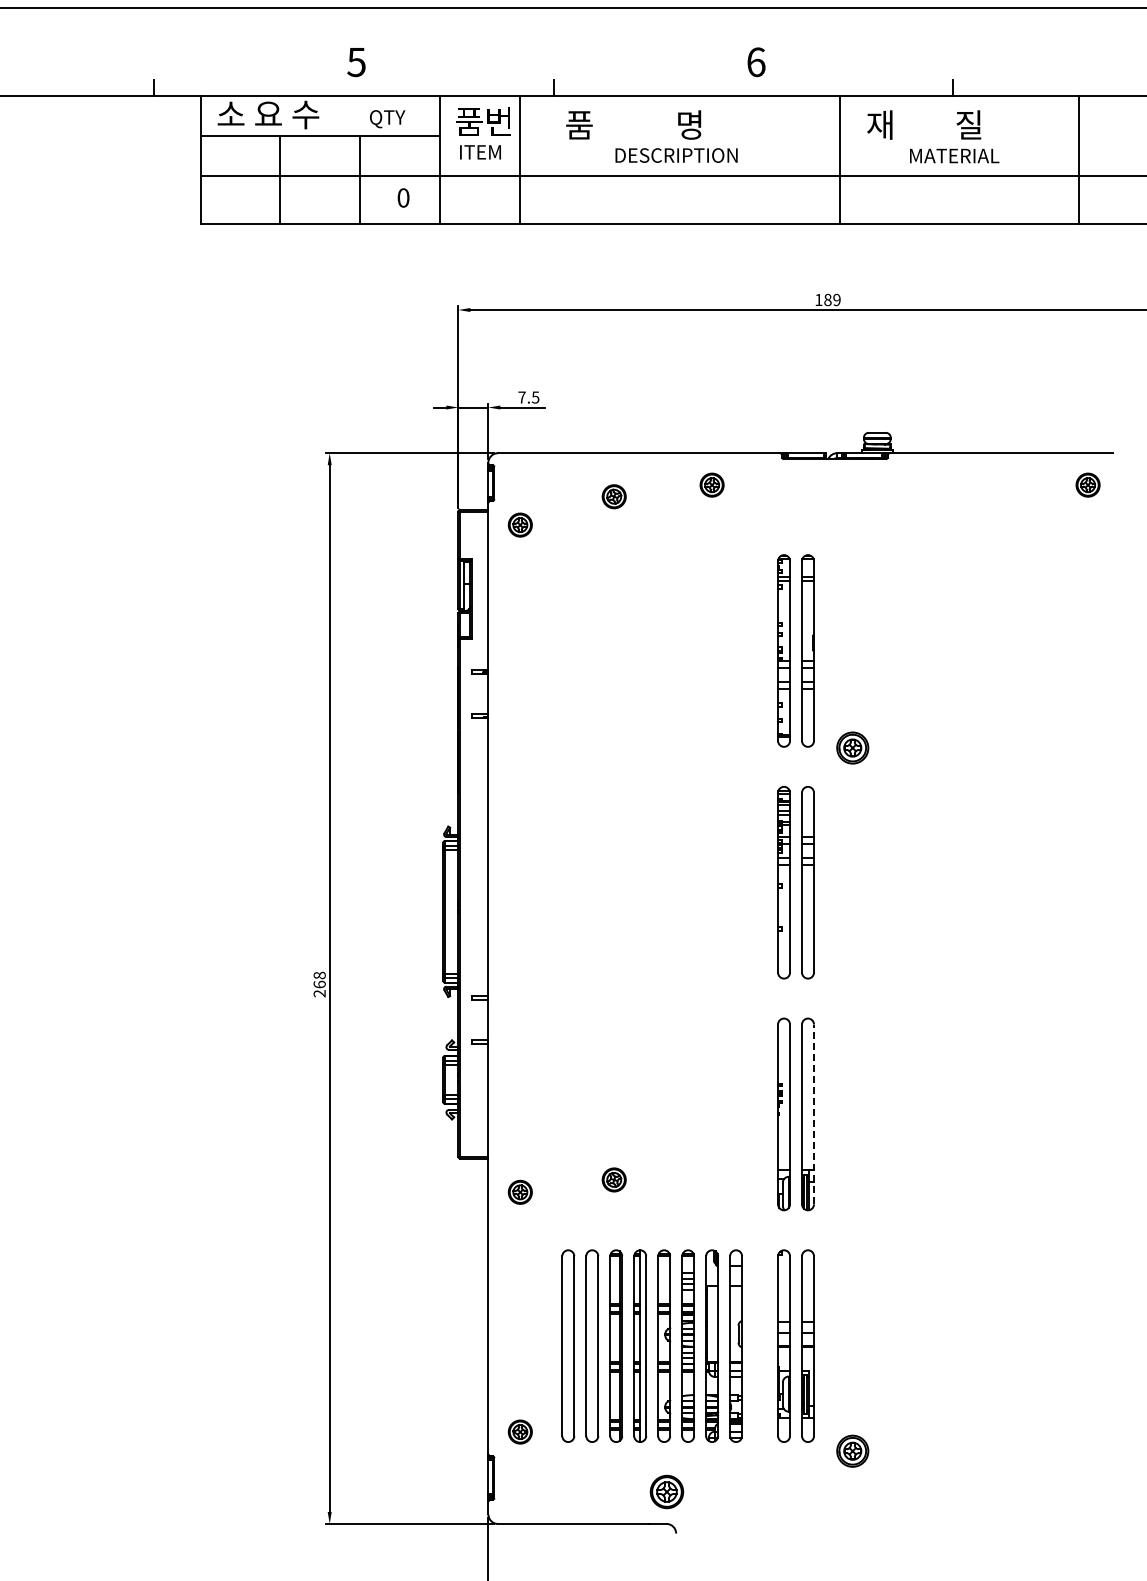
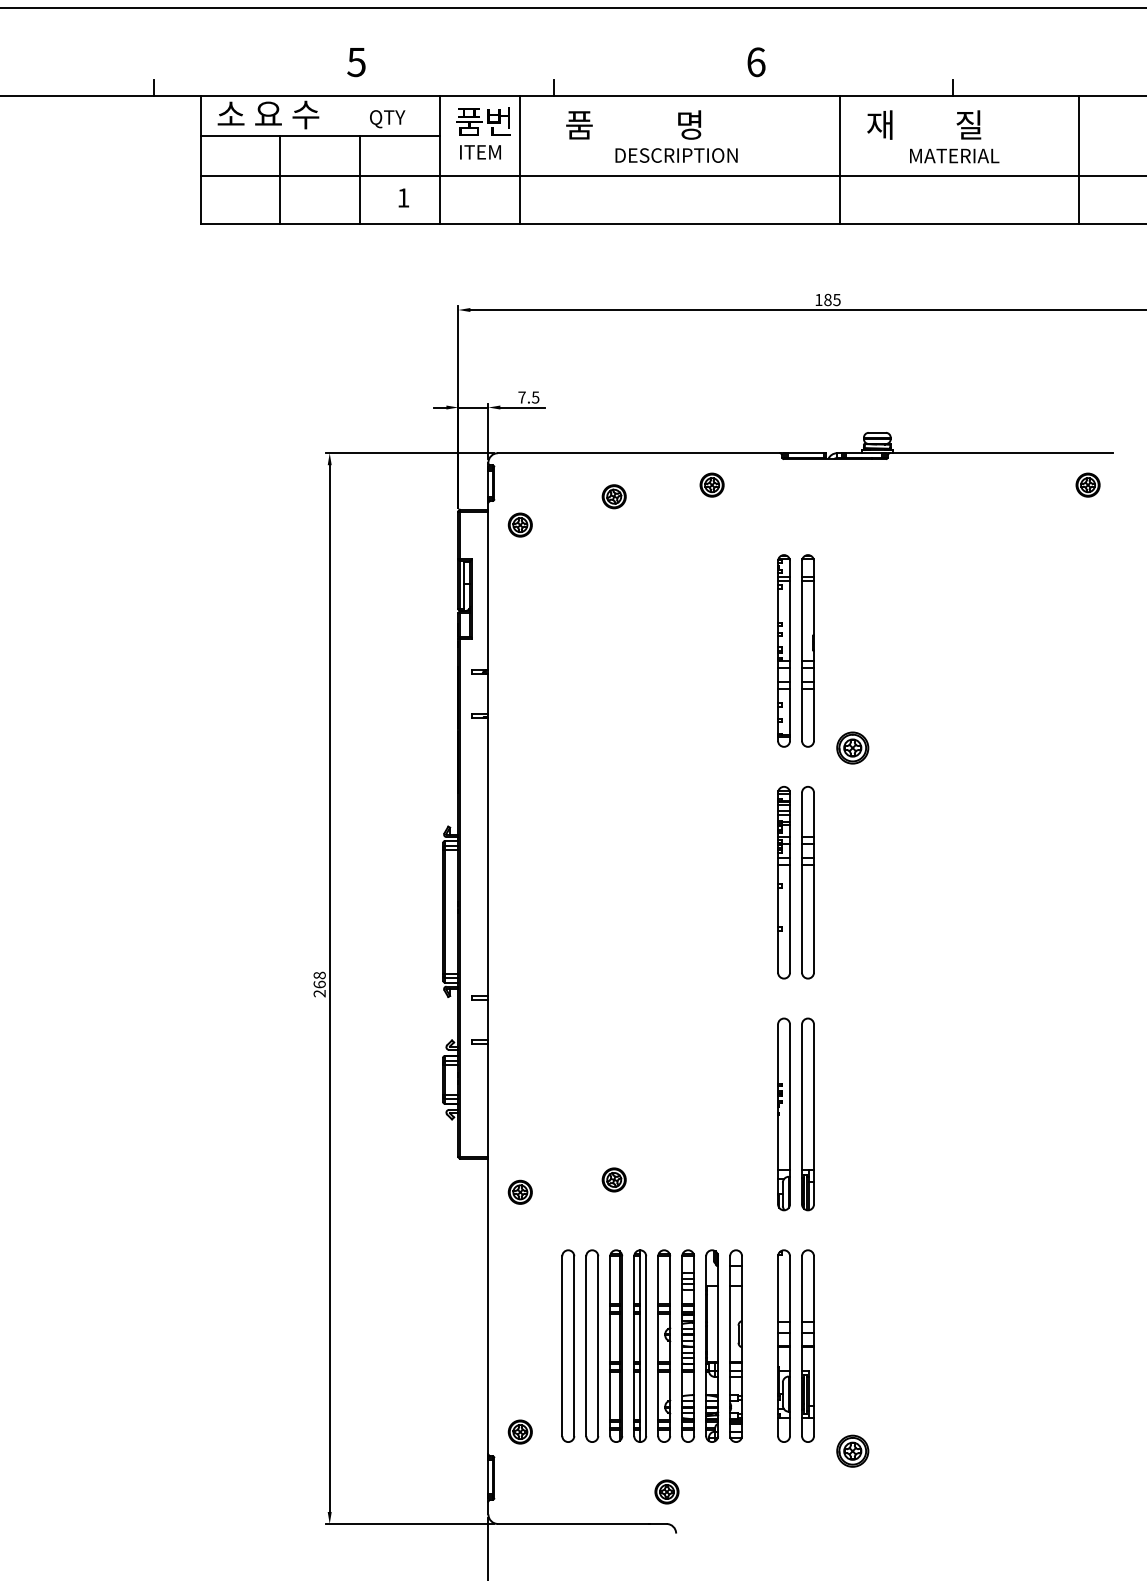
text: 0 -> 1 (403, 197)
text: 189 -> 185 (836, 299)
line: dashed -> solid (814, 1114)
part size: 36x36 px -> 26x26 px (666, 1491)
